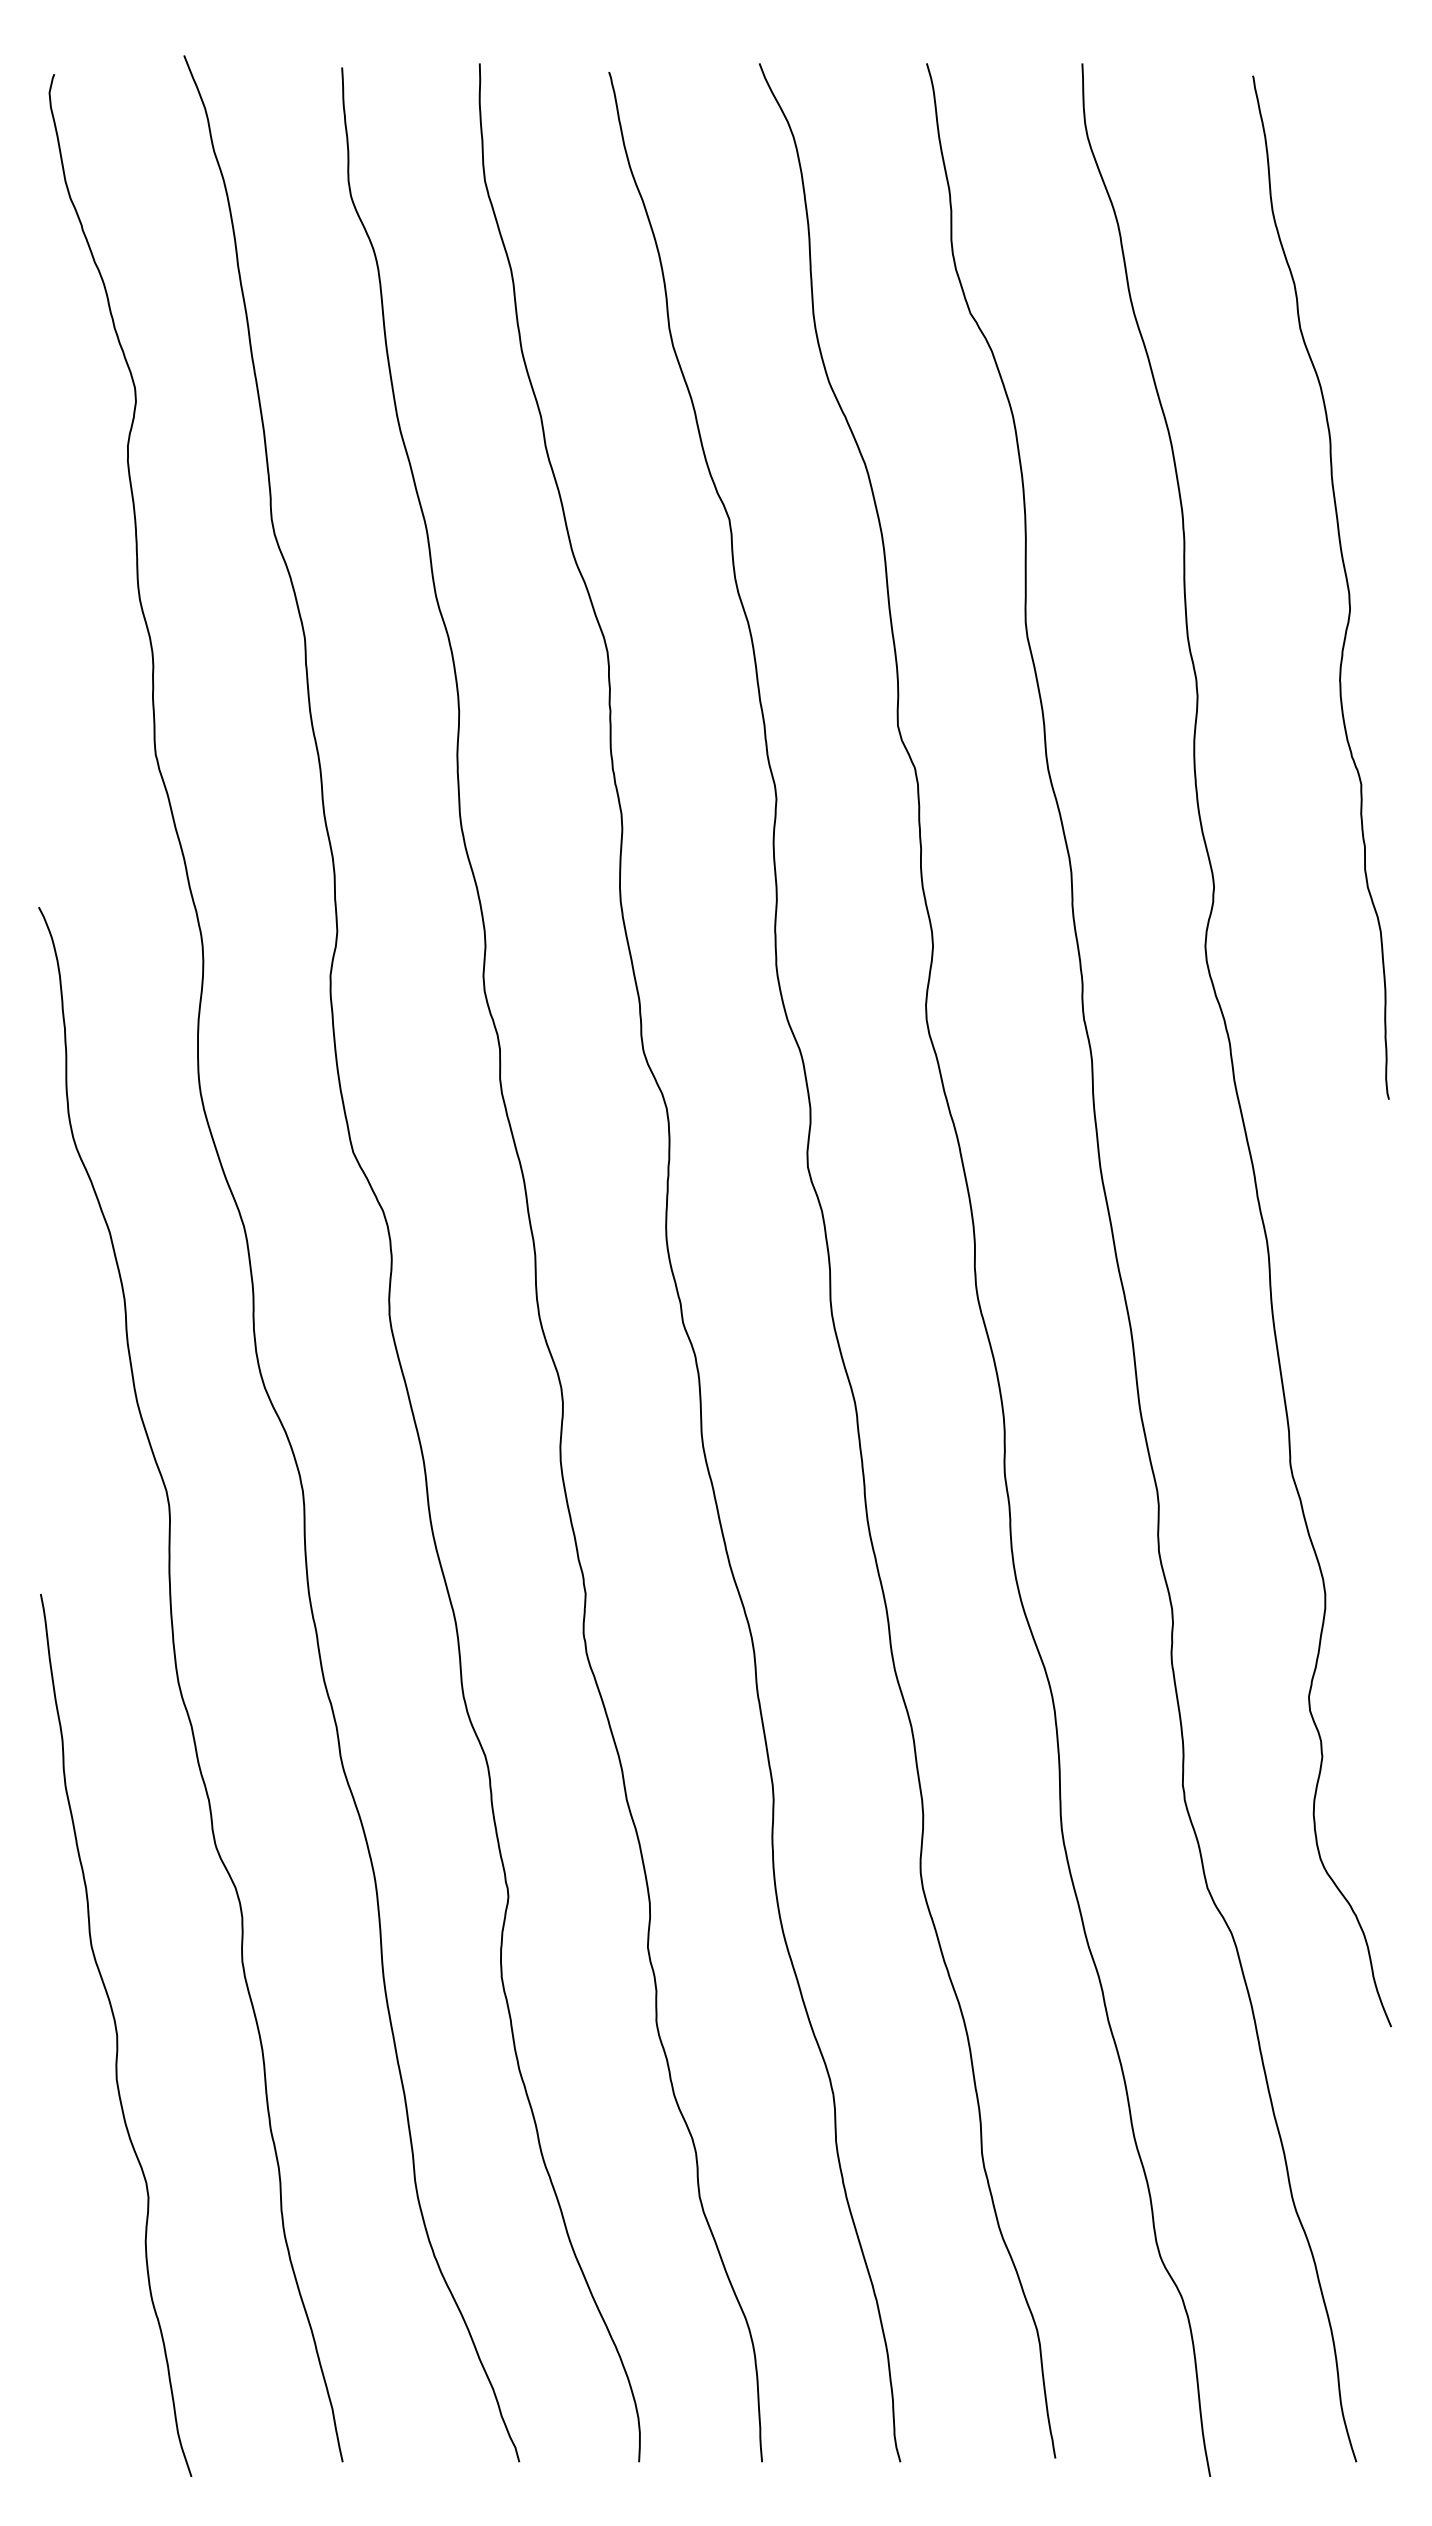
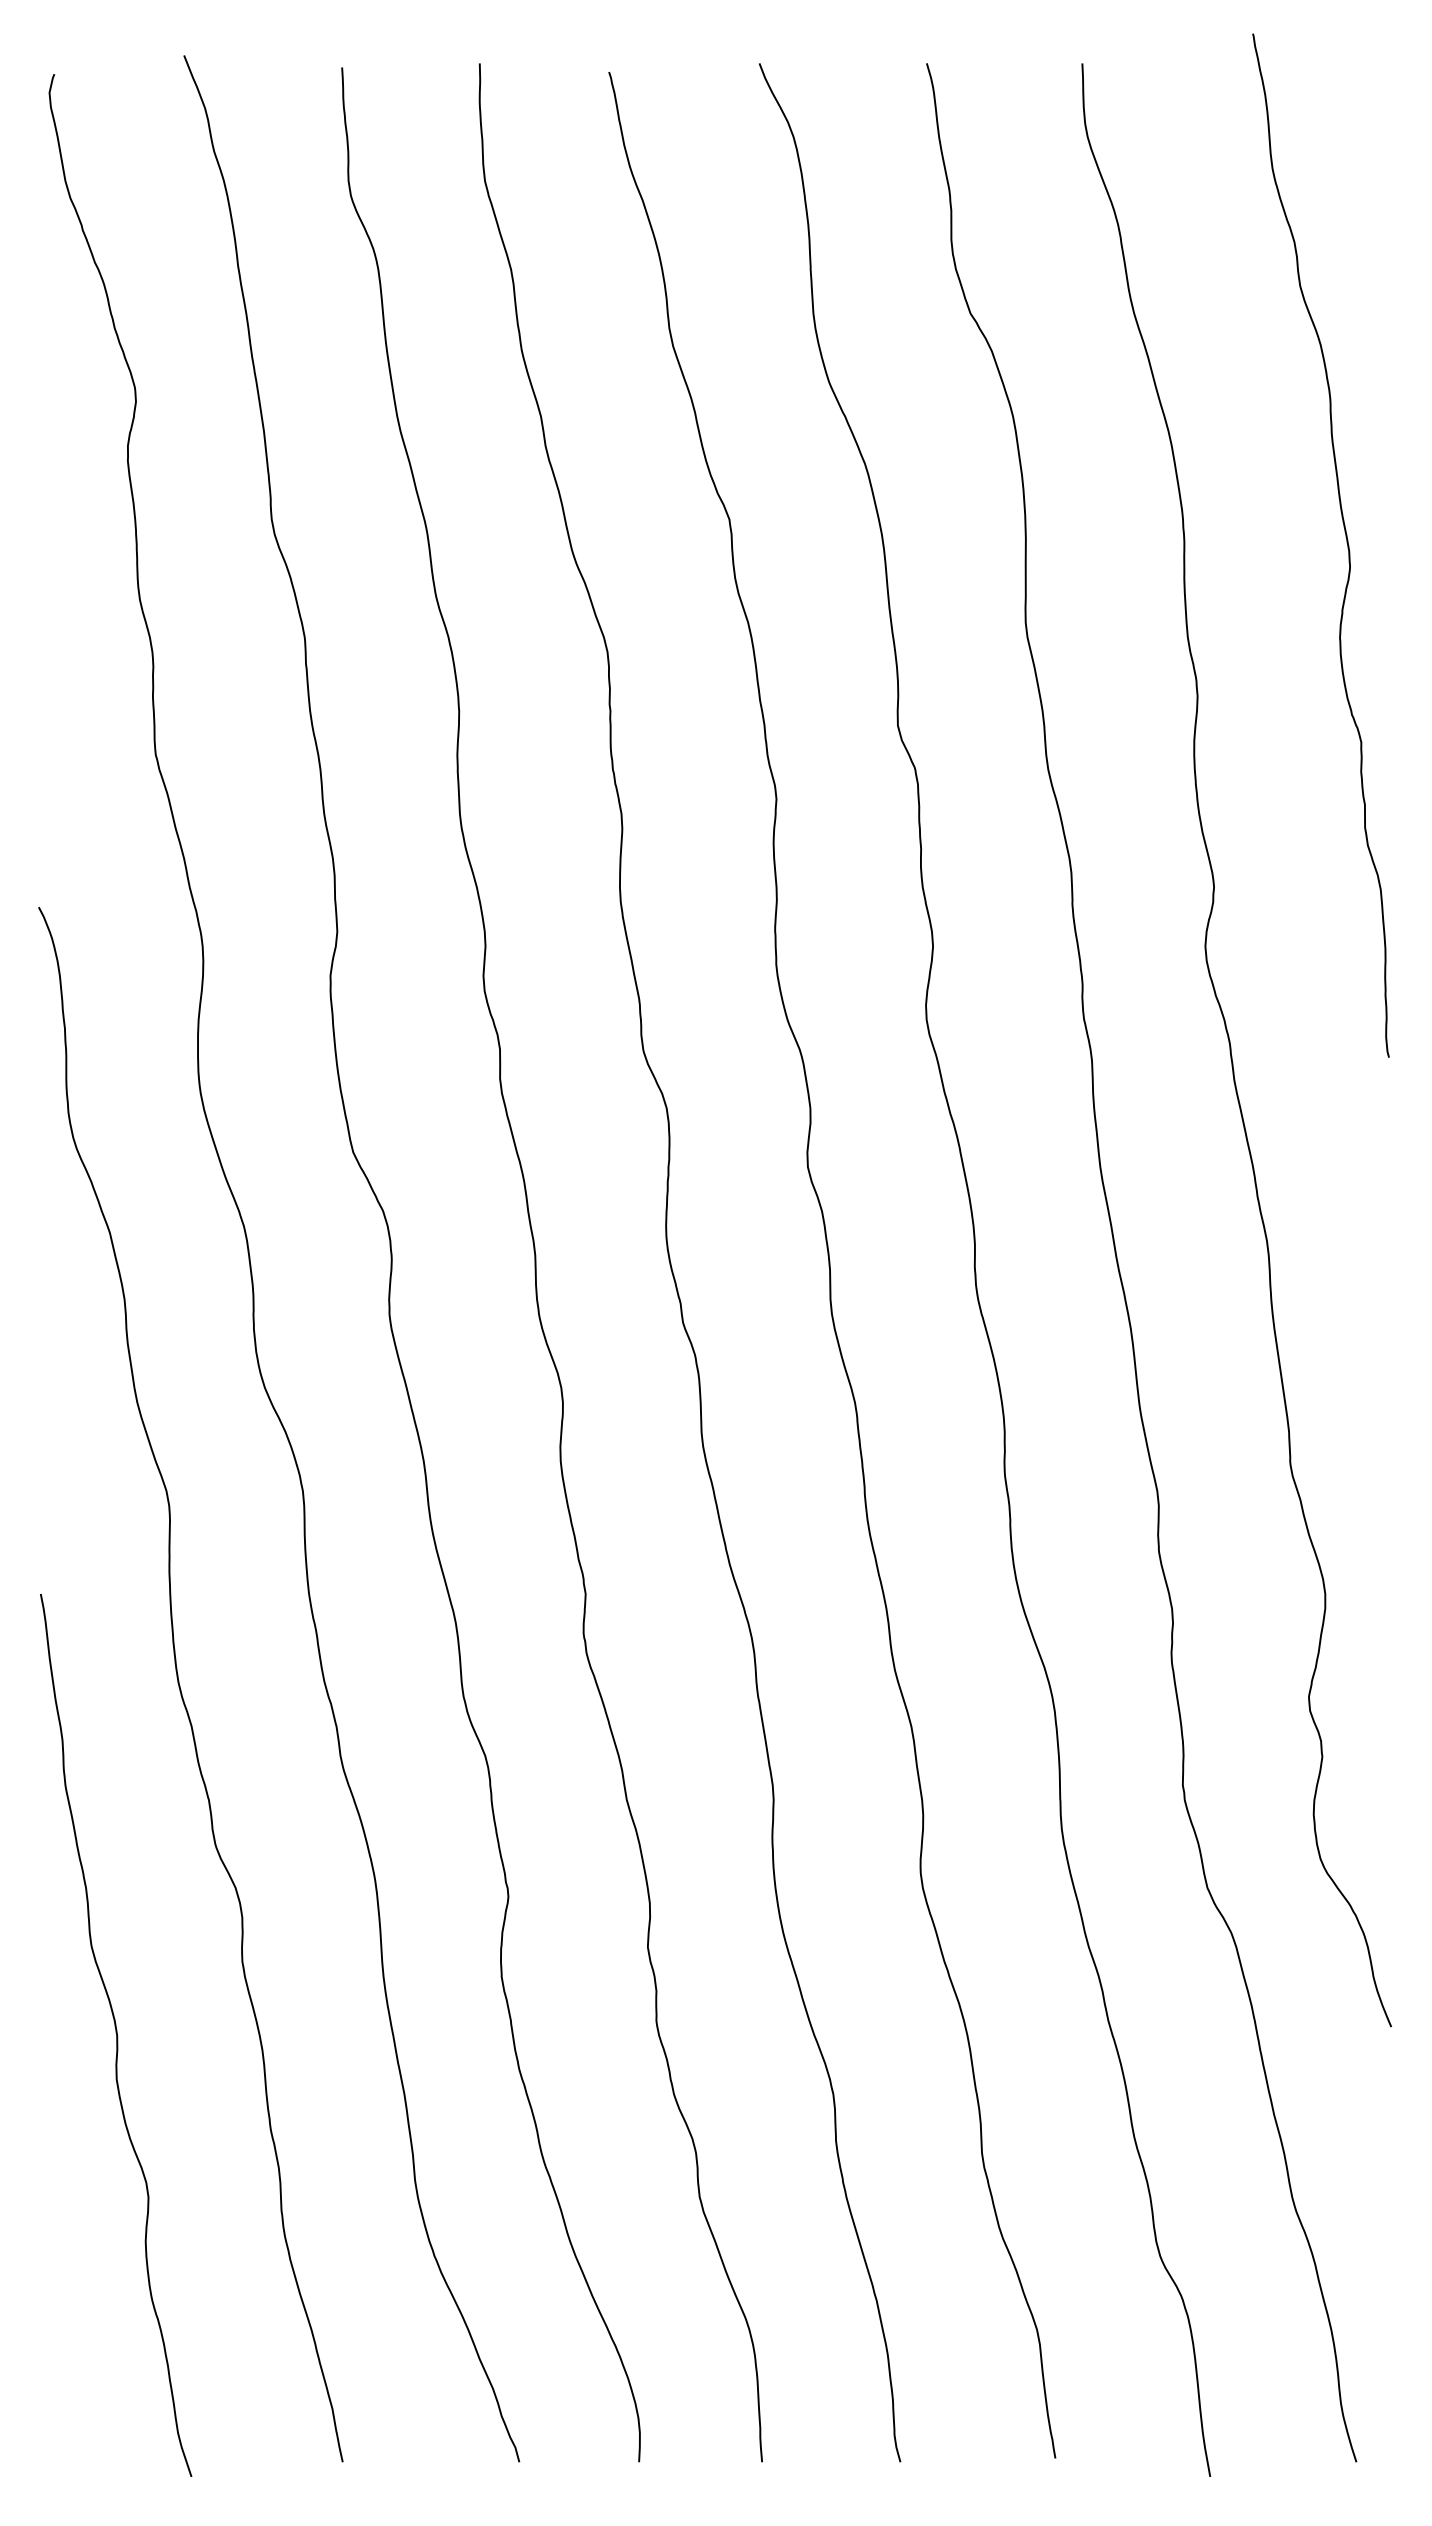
curve position: (1346, 584) -> (1346, 542) (1346, 542)
